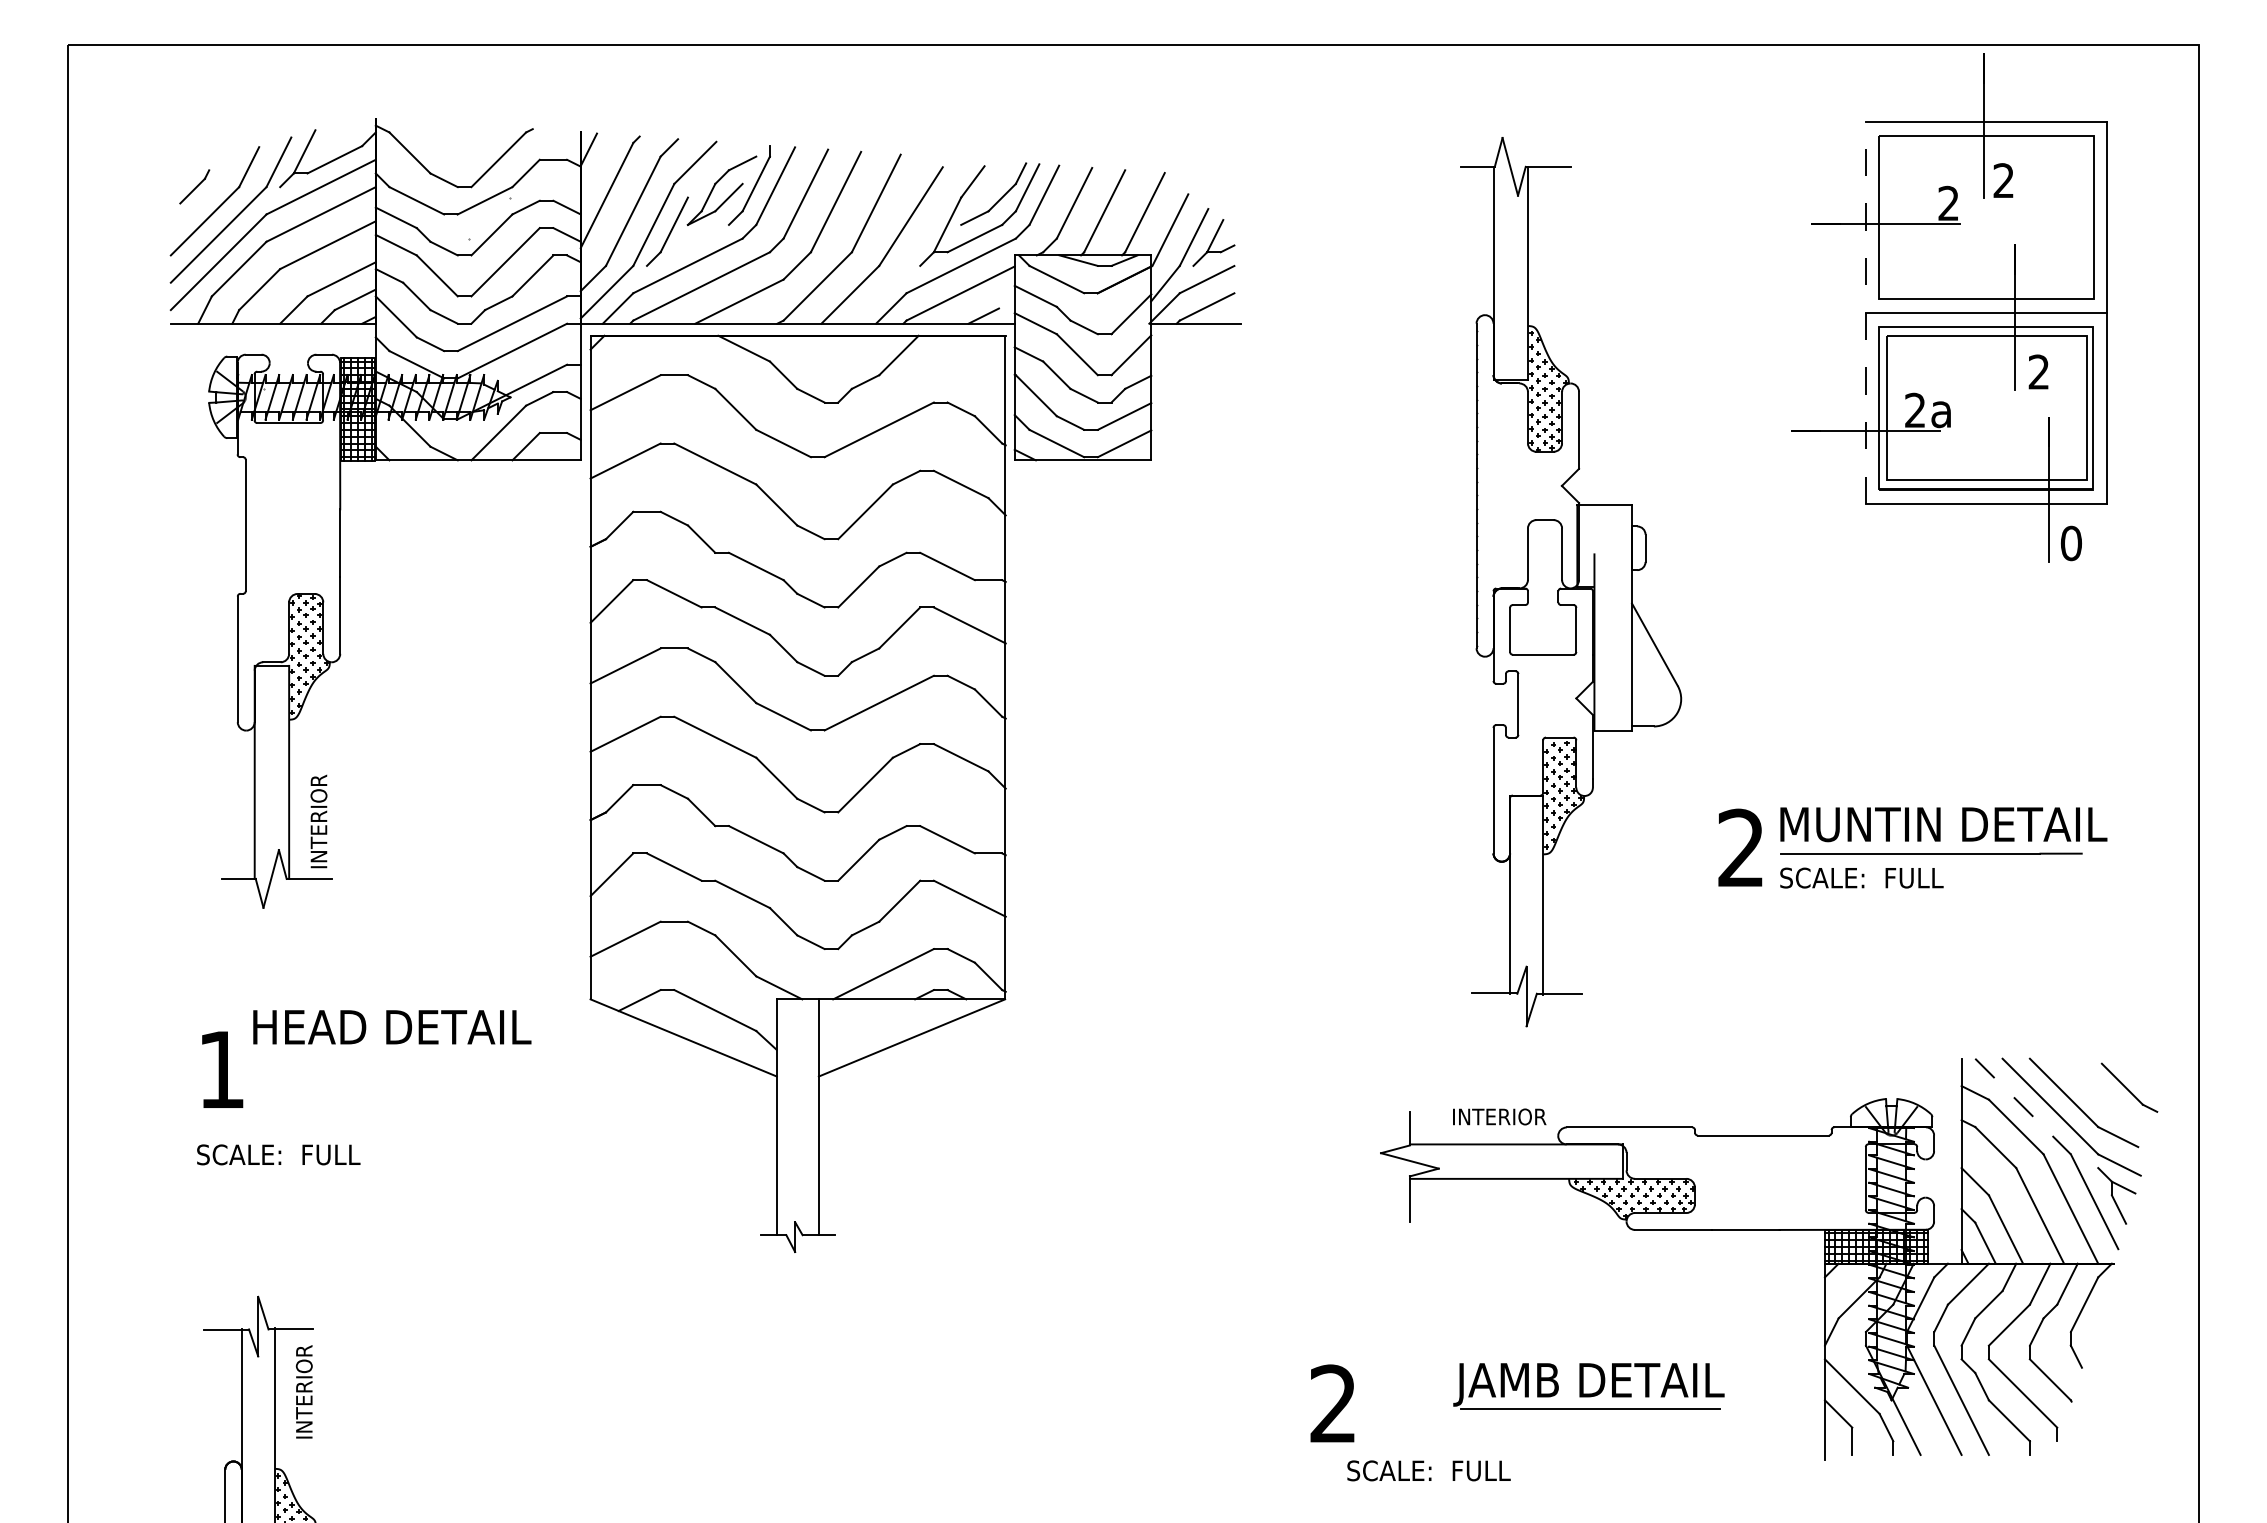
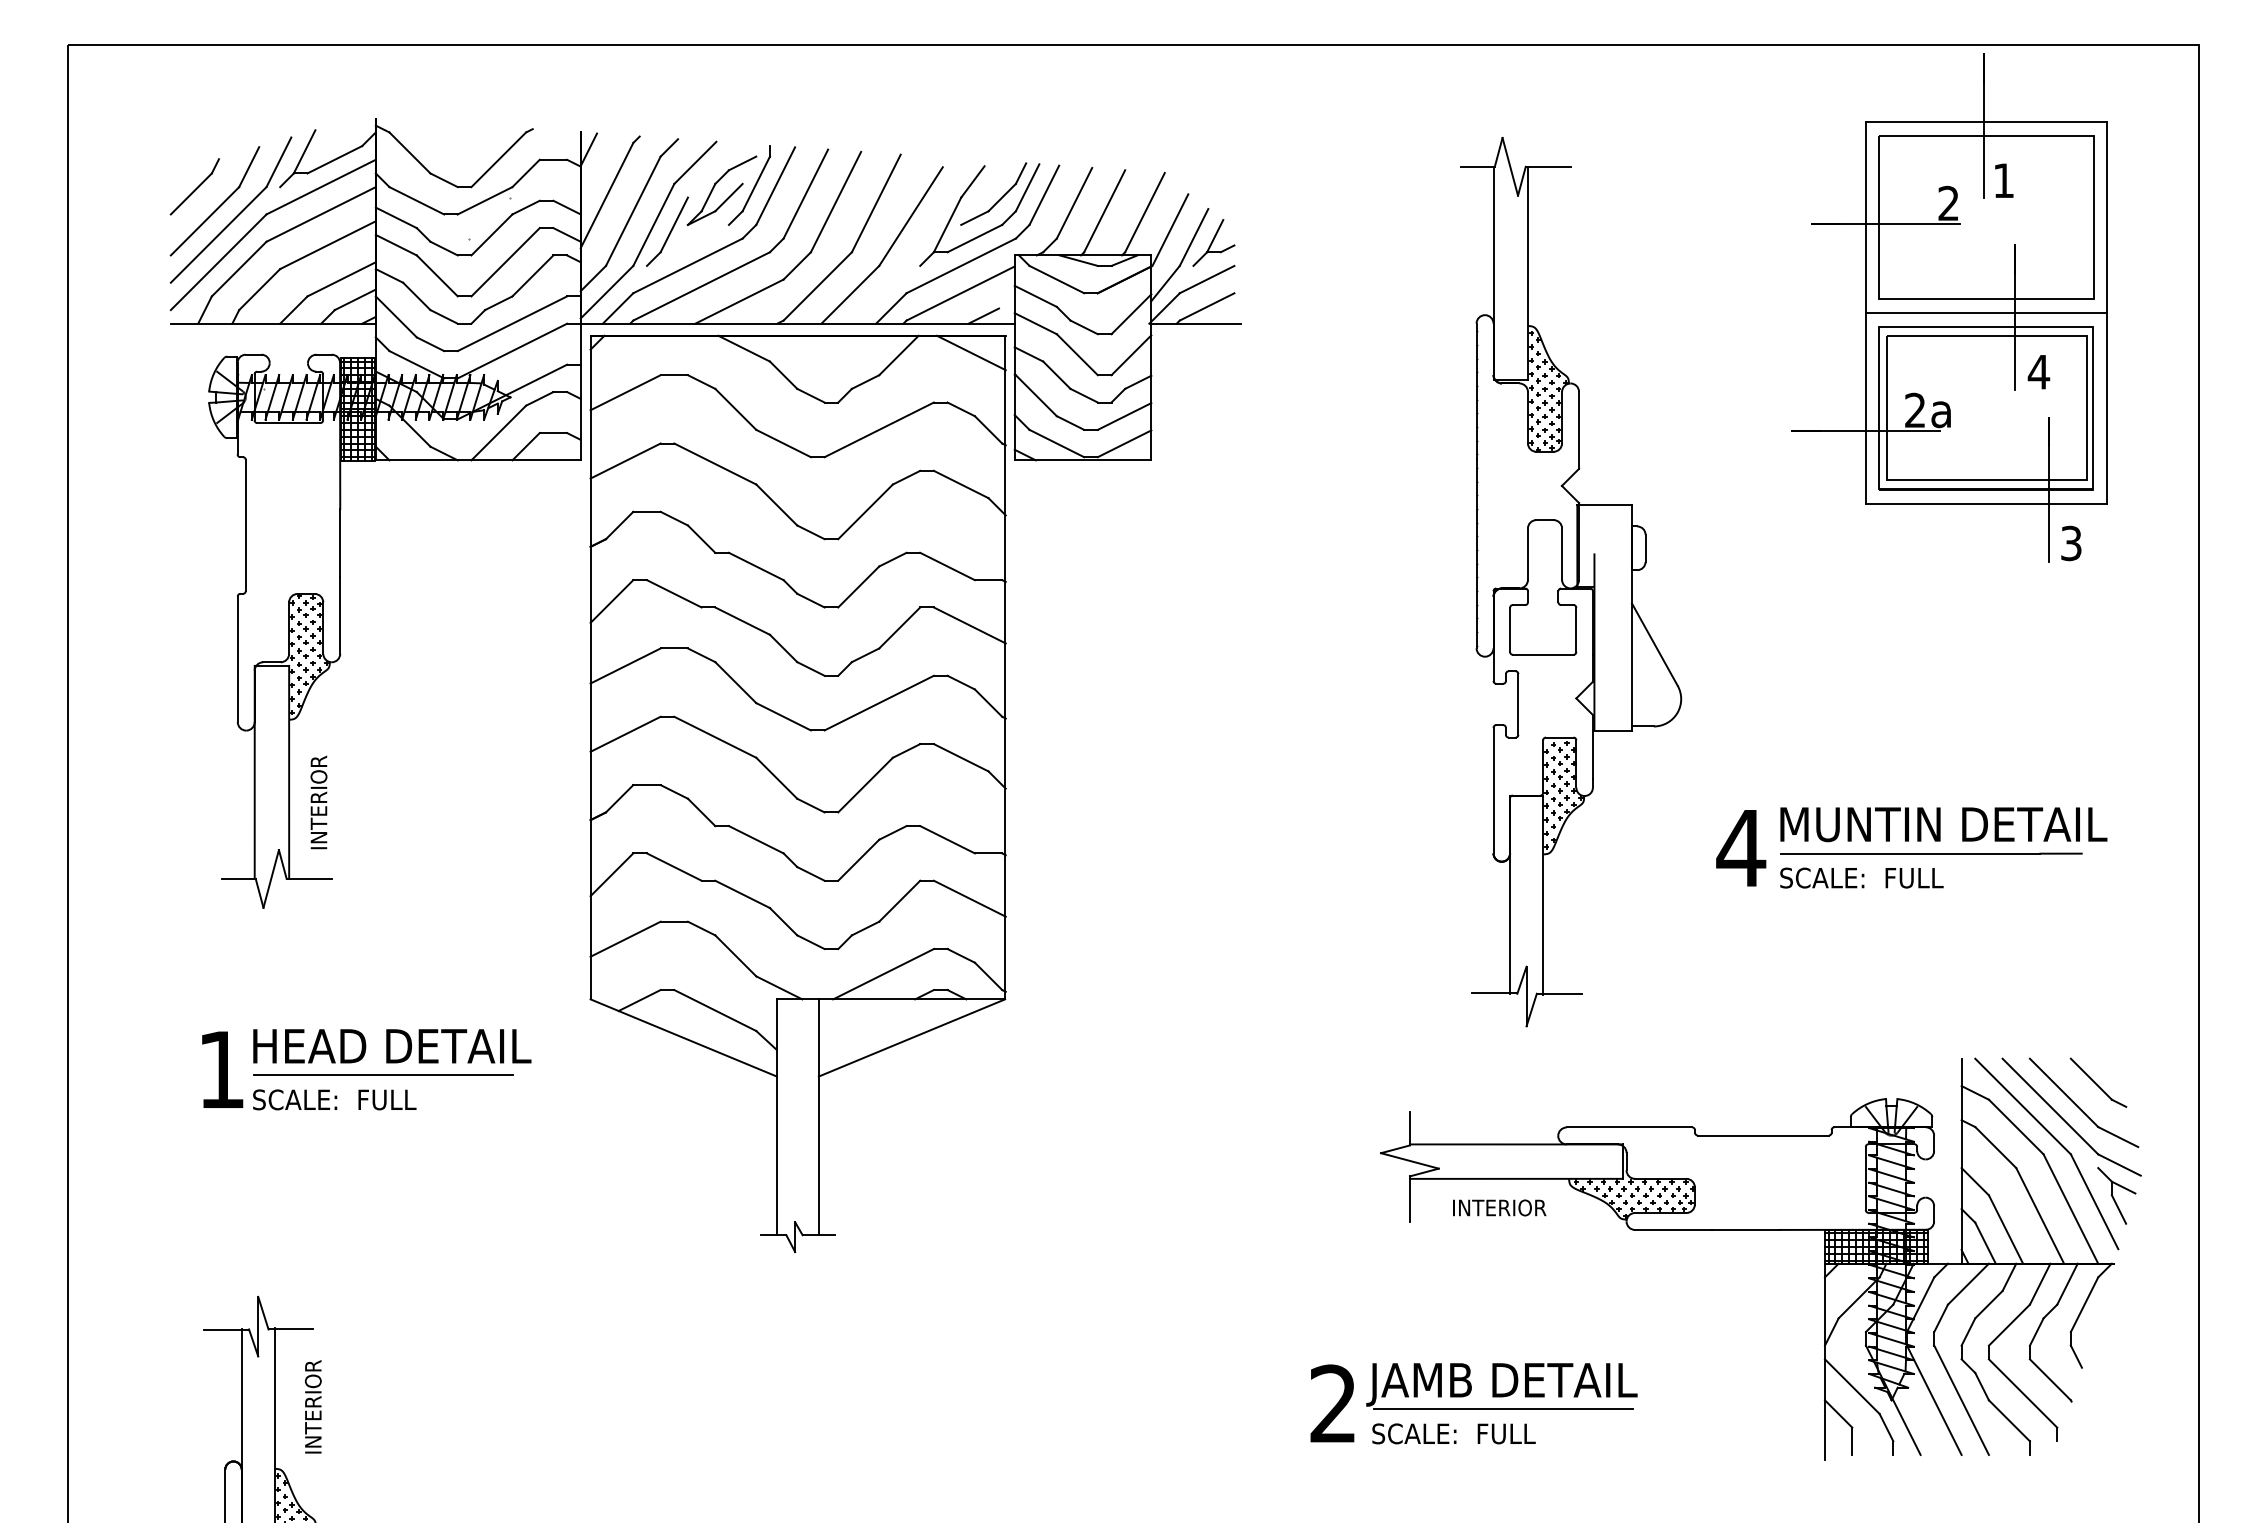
text: 2 -> 1 (2003, 180)
part size: 32x36 px -> 51x58 px (194, 186)
line: dashed -> solid (1865, 313)
line: none -> present (970, 352)
text: 2 -> 4 (2038, 371)
text: 0 -> 3 (2070, 543)
text position: (318, 821) -> (318, 802) (318, 802)
text: 2 -> 4 (1741, 847)
text position: (392, 1027) -> (392, 1046) (392, 1046)
line: none -> present (383, 1075)
part position: (2129, 1087) -> (2098, 1082) (2098, 1082)
line: dashed -> solid (2023, 1106)
text position: (1499, 1116) -> (1499, 1207) (1499, 1207)
text position: (278, 1154) -> (334, 1099) (334, 1099)
part position: (1588, 1386) -> (1501, 1386) (1501, 1386)
text position: (303, 1391) -> (312, 1406) (312, 1406)
text position: (1428, 1470) -> (1453, 1433) (1453, 1433)
